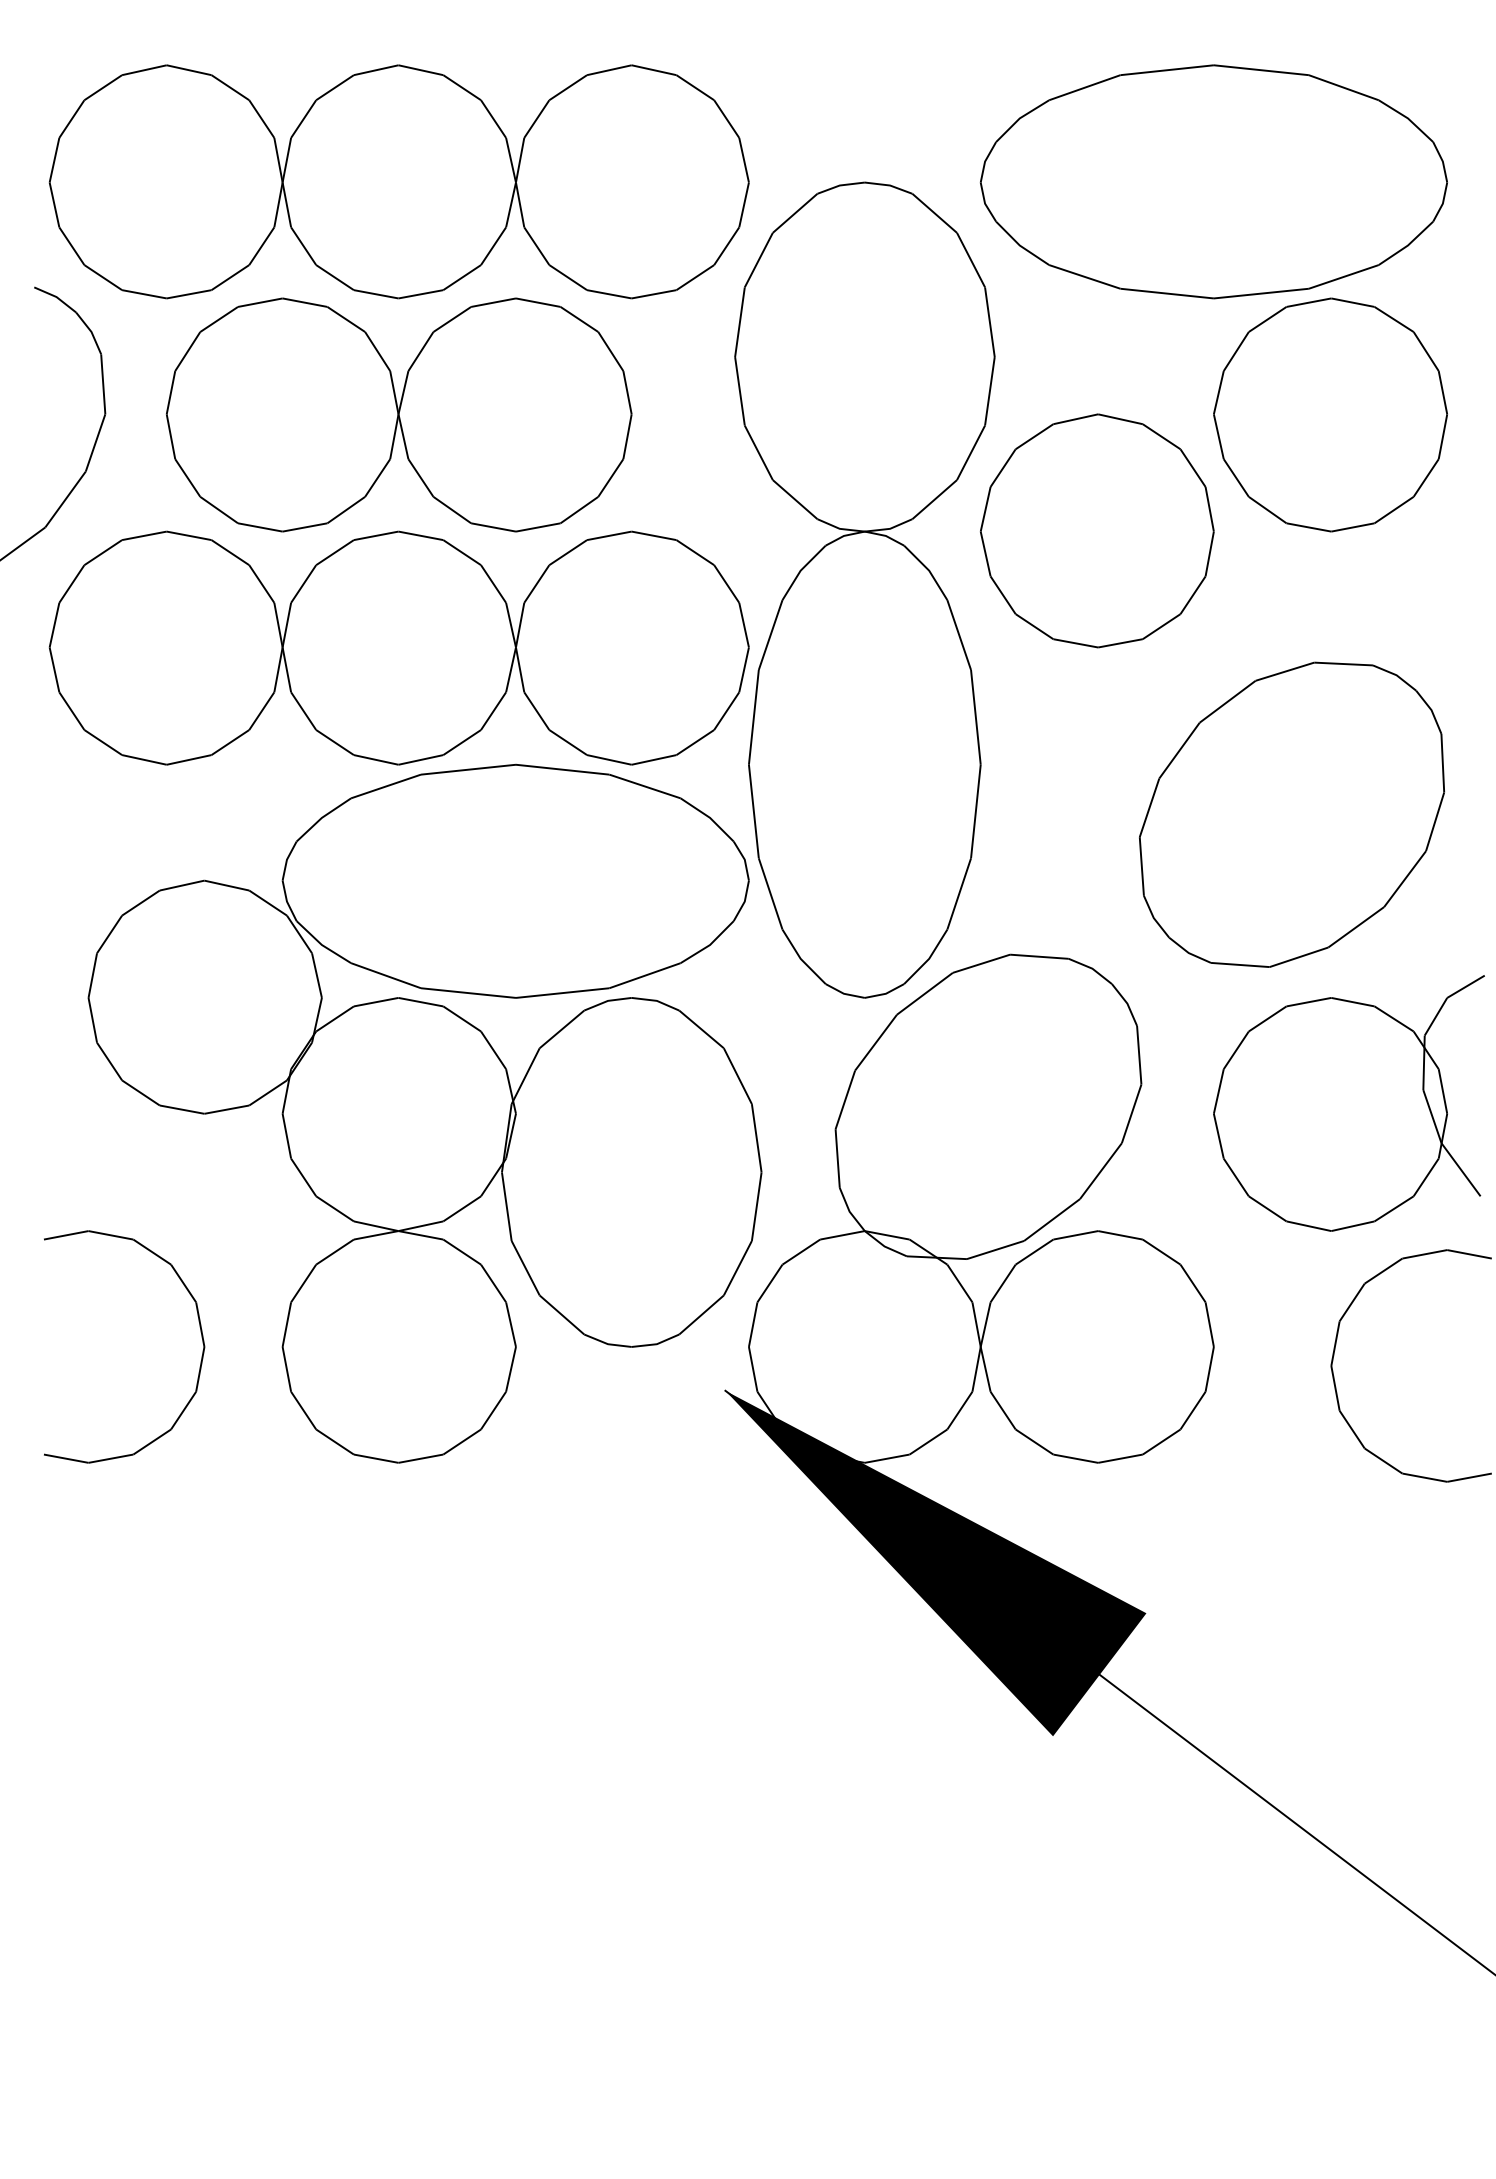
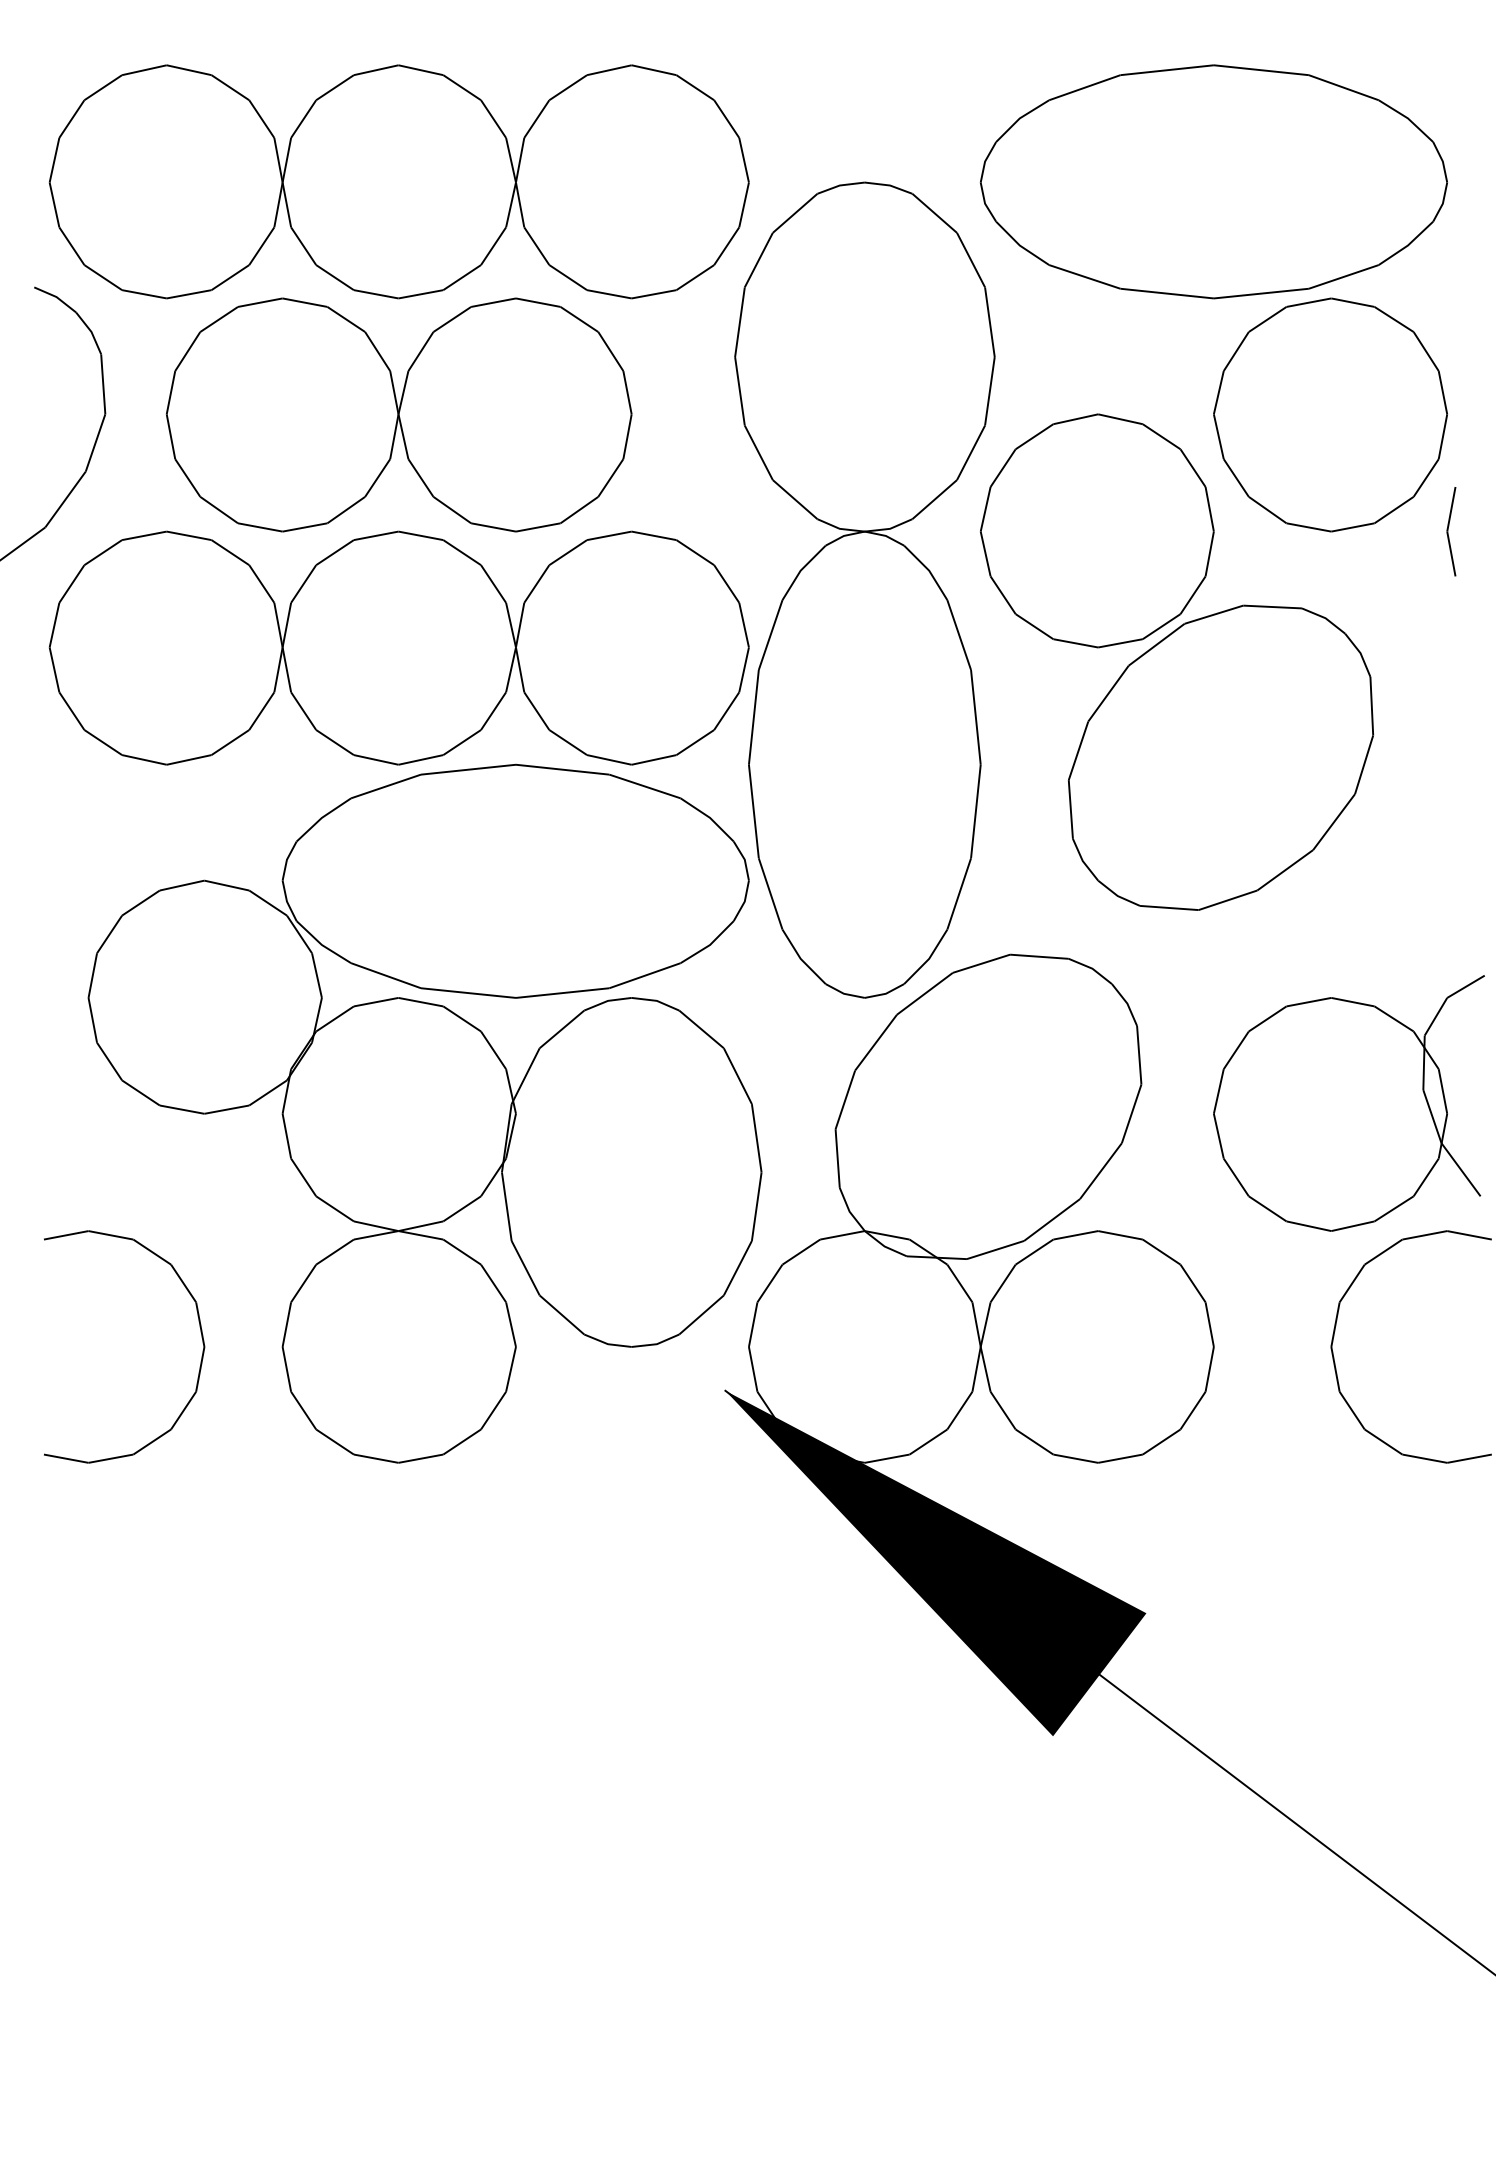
part: none -> present (1451, 531)
part position: (1291, 814) -> (1220, 757) (1220, 757)
part position: (1335, 1350) -> (1335, 1331) (1335, 1331)
